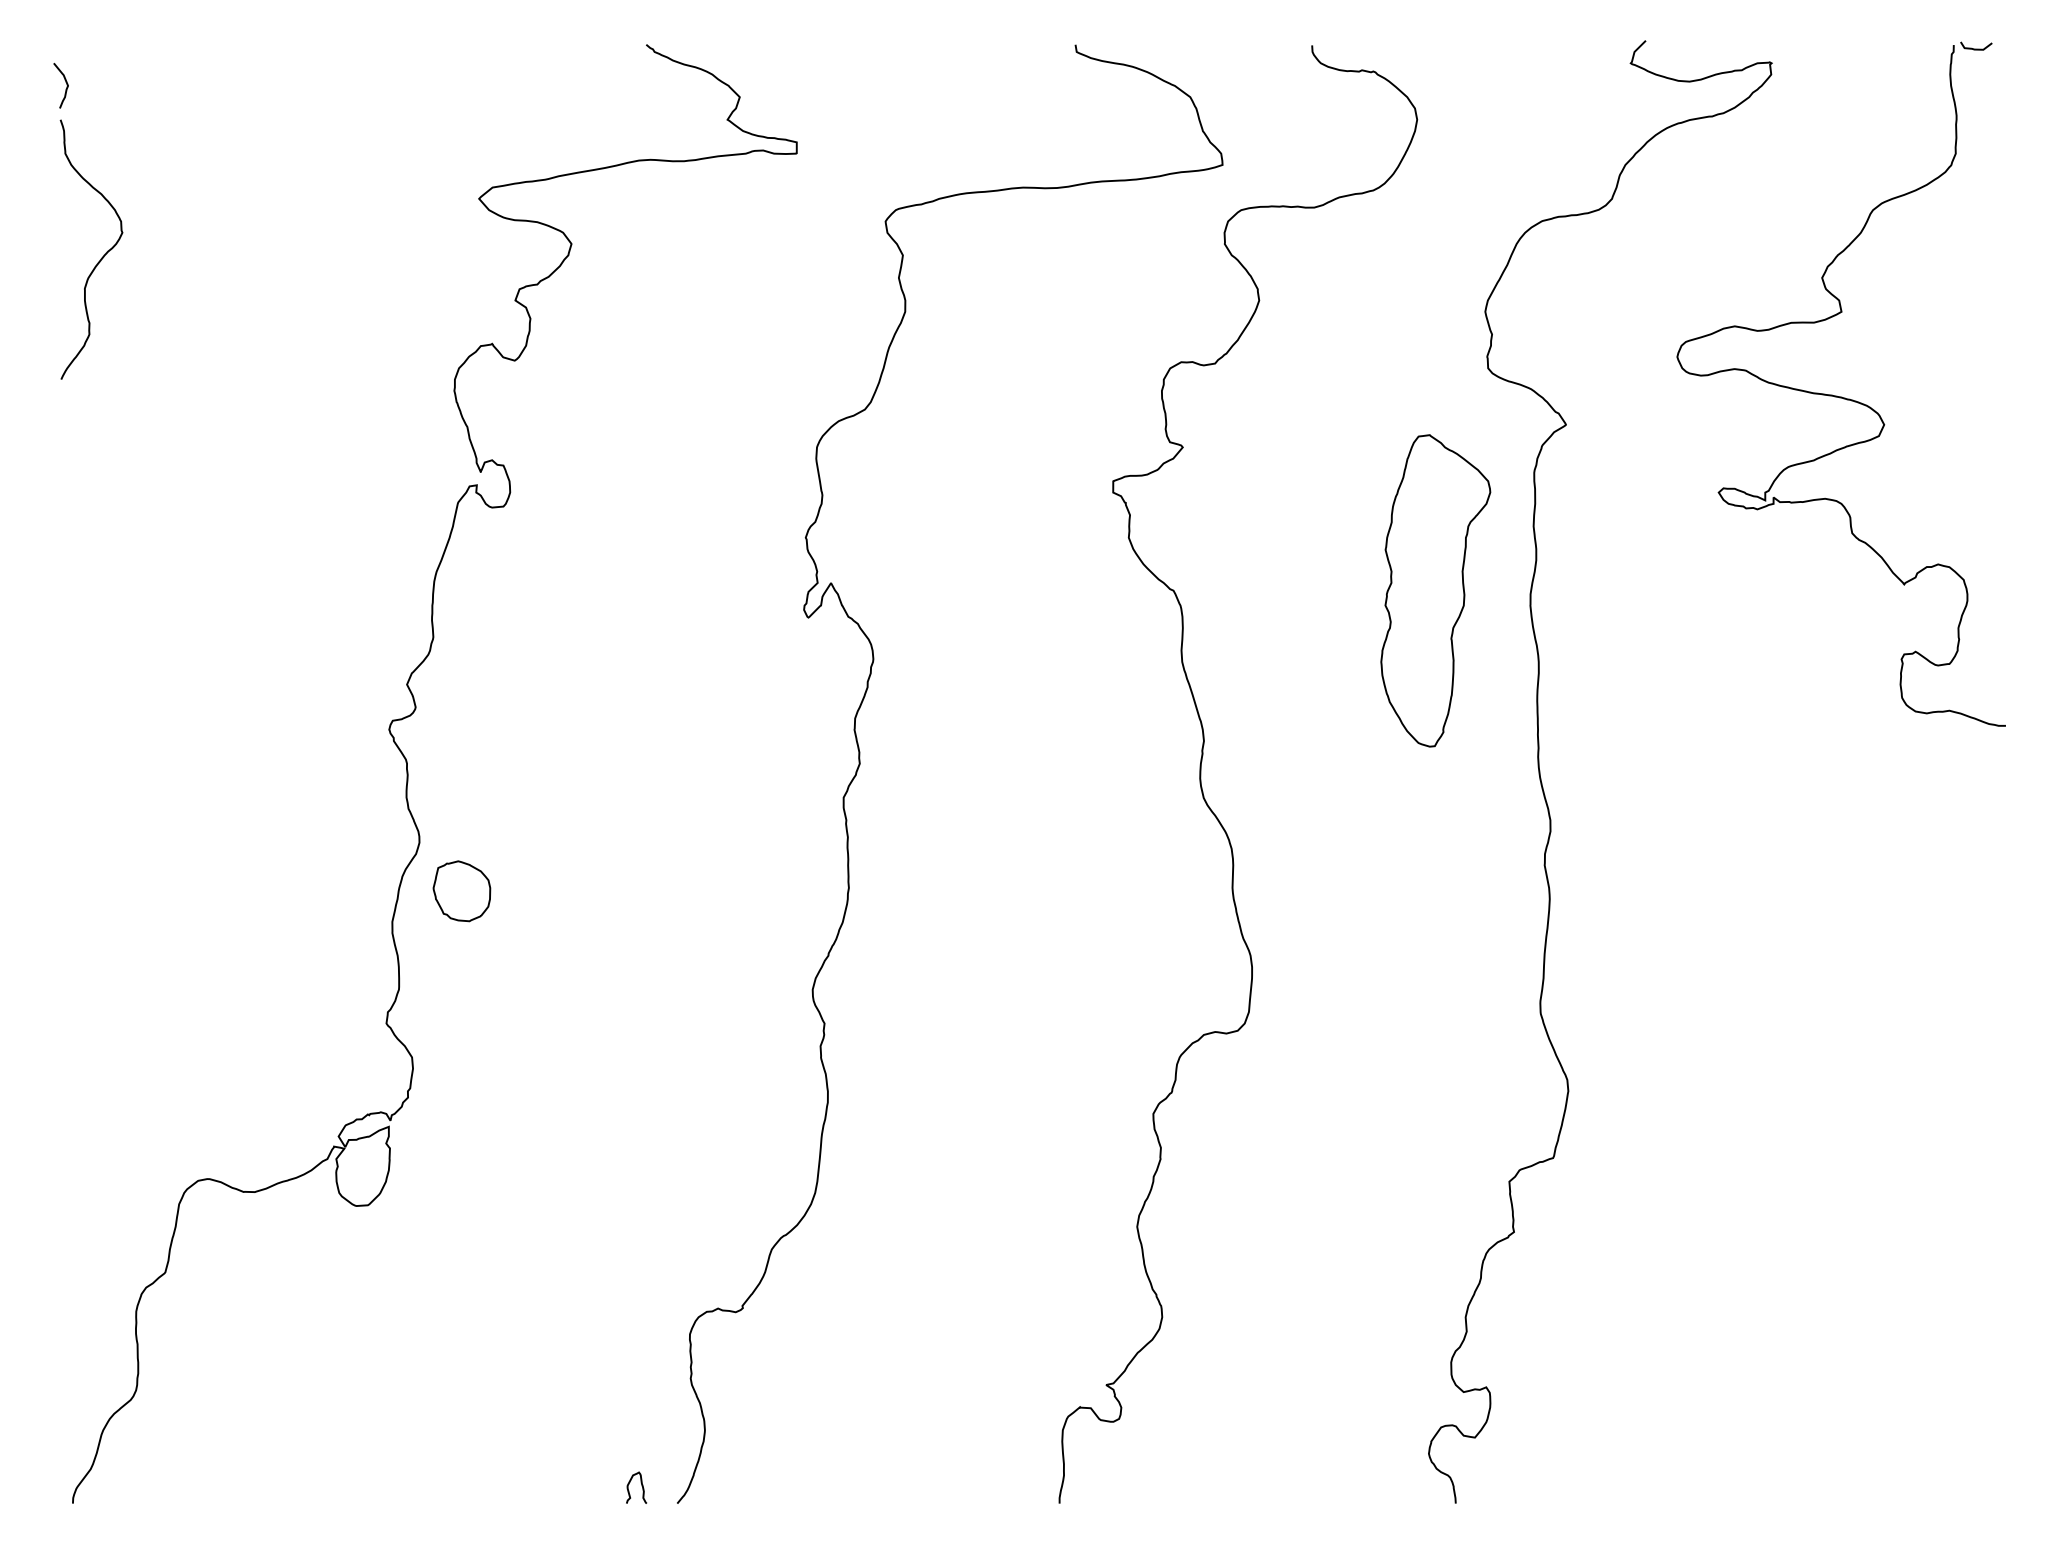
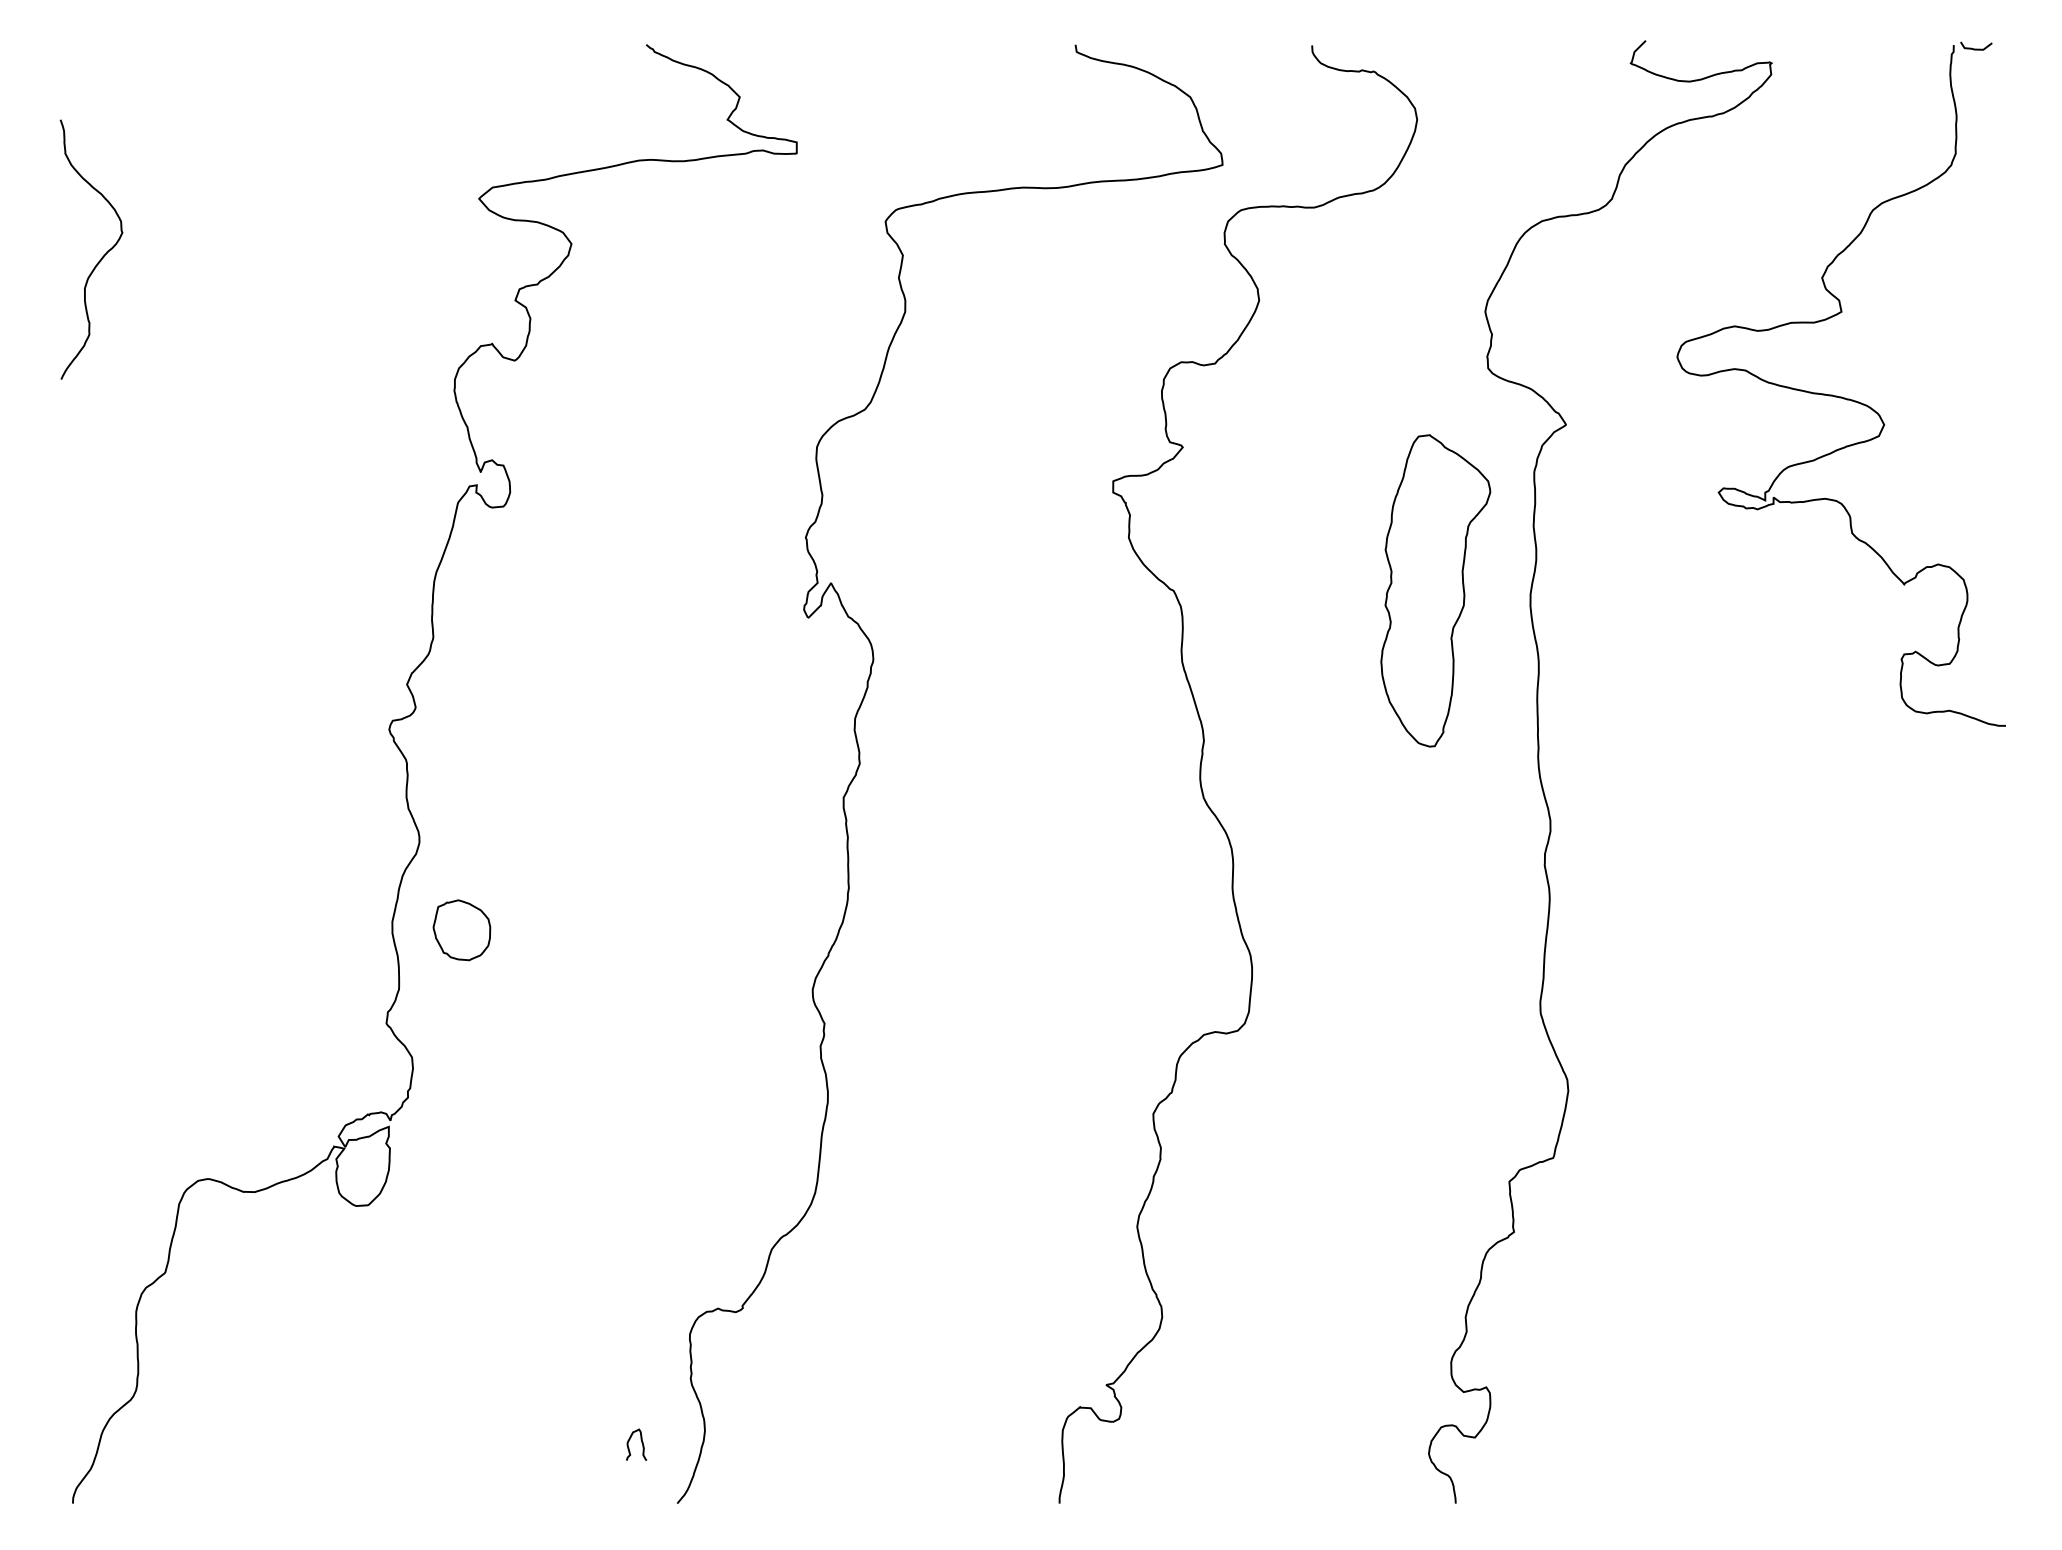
curve: present -> none (65, 82)
part position: (461, 891) -> (461, 930) (461, 930)
curve position: (641, 1486) -> (641, 1443) (641, 1443)
